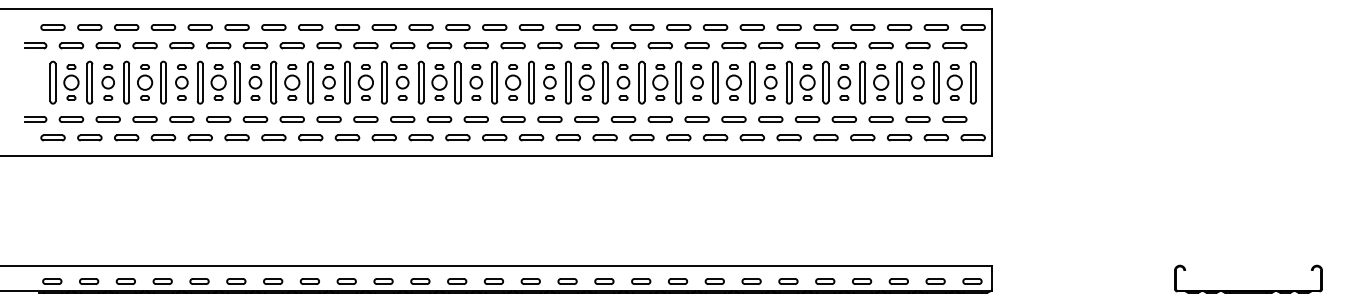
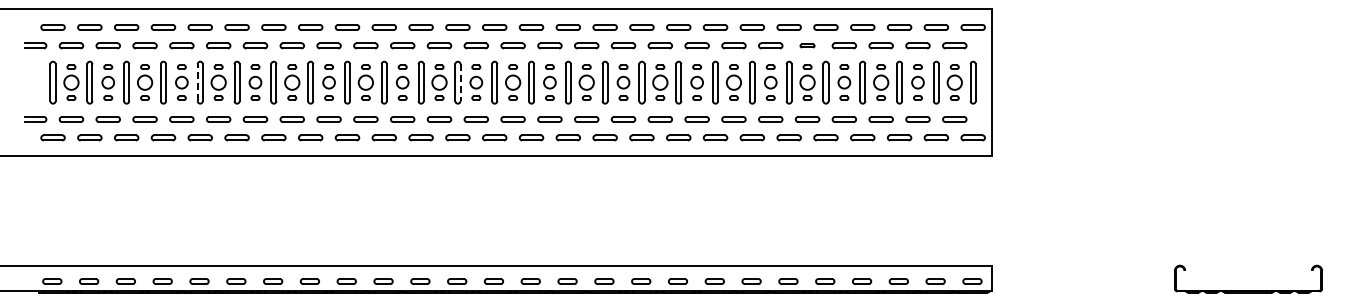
part size: 27x8 px -> 17x6 px (807, 45)
line: solid -> dashed (197, 82)
line: solid -> dashed (460, 83)
